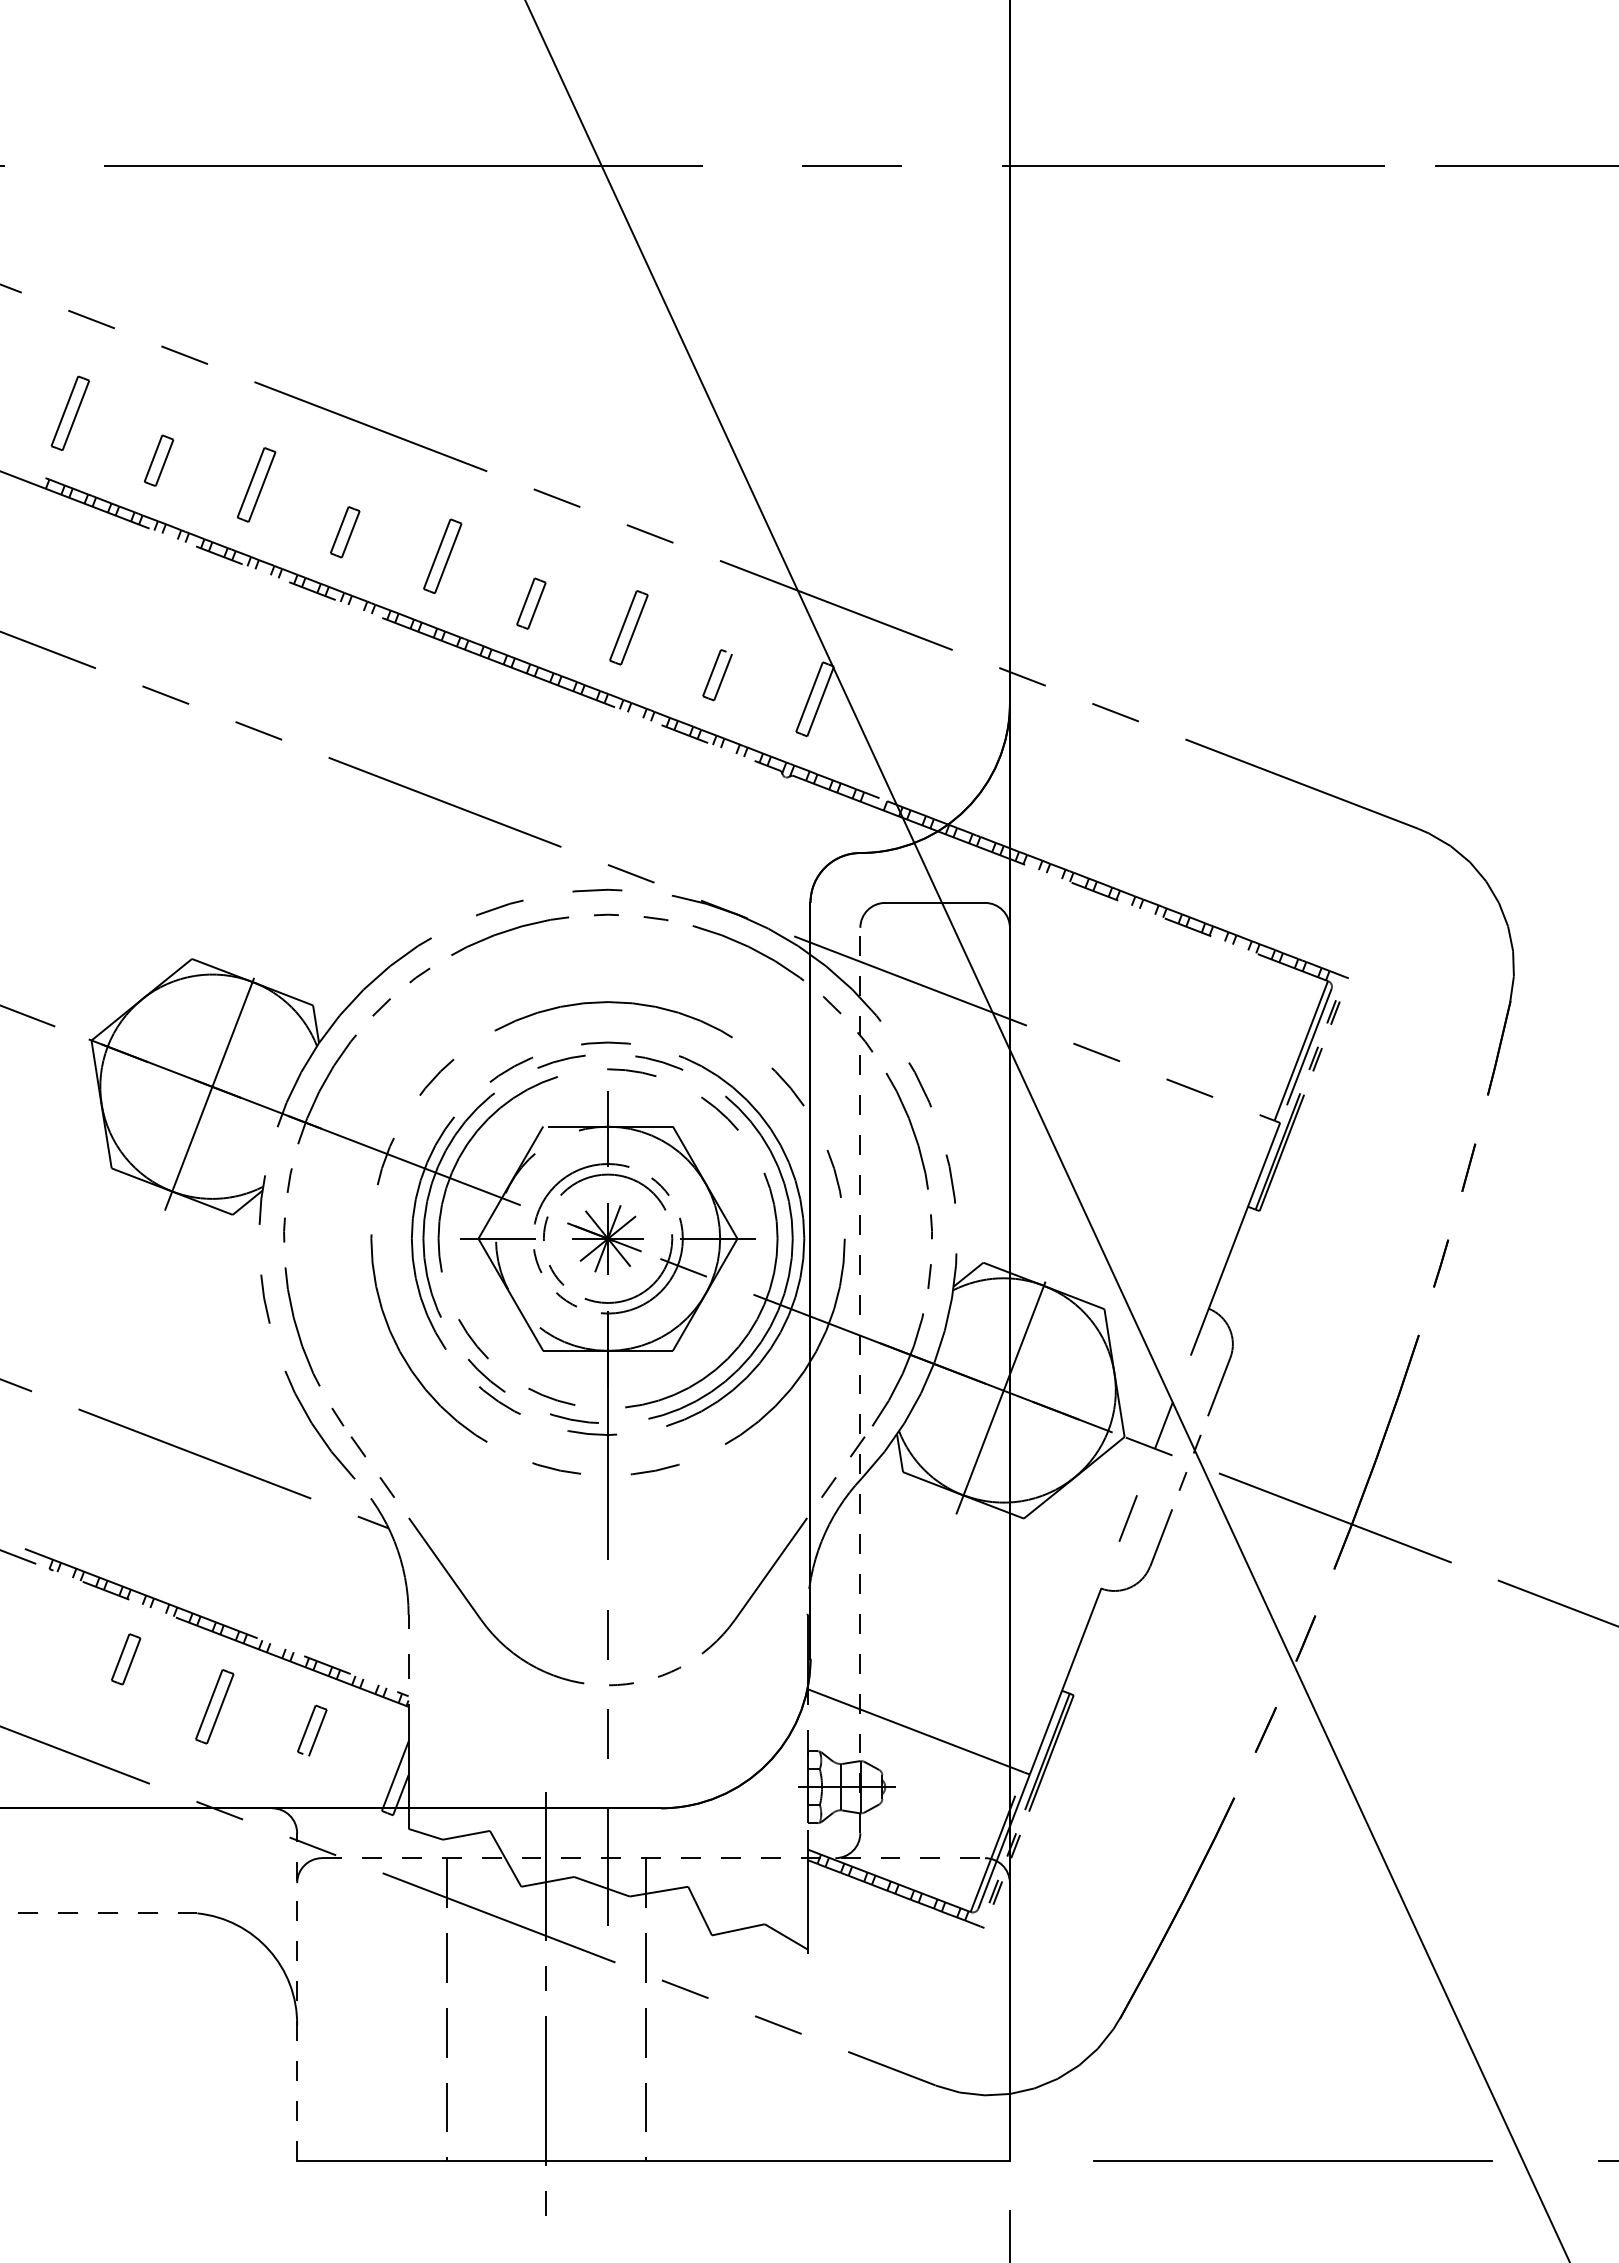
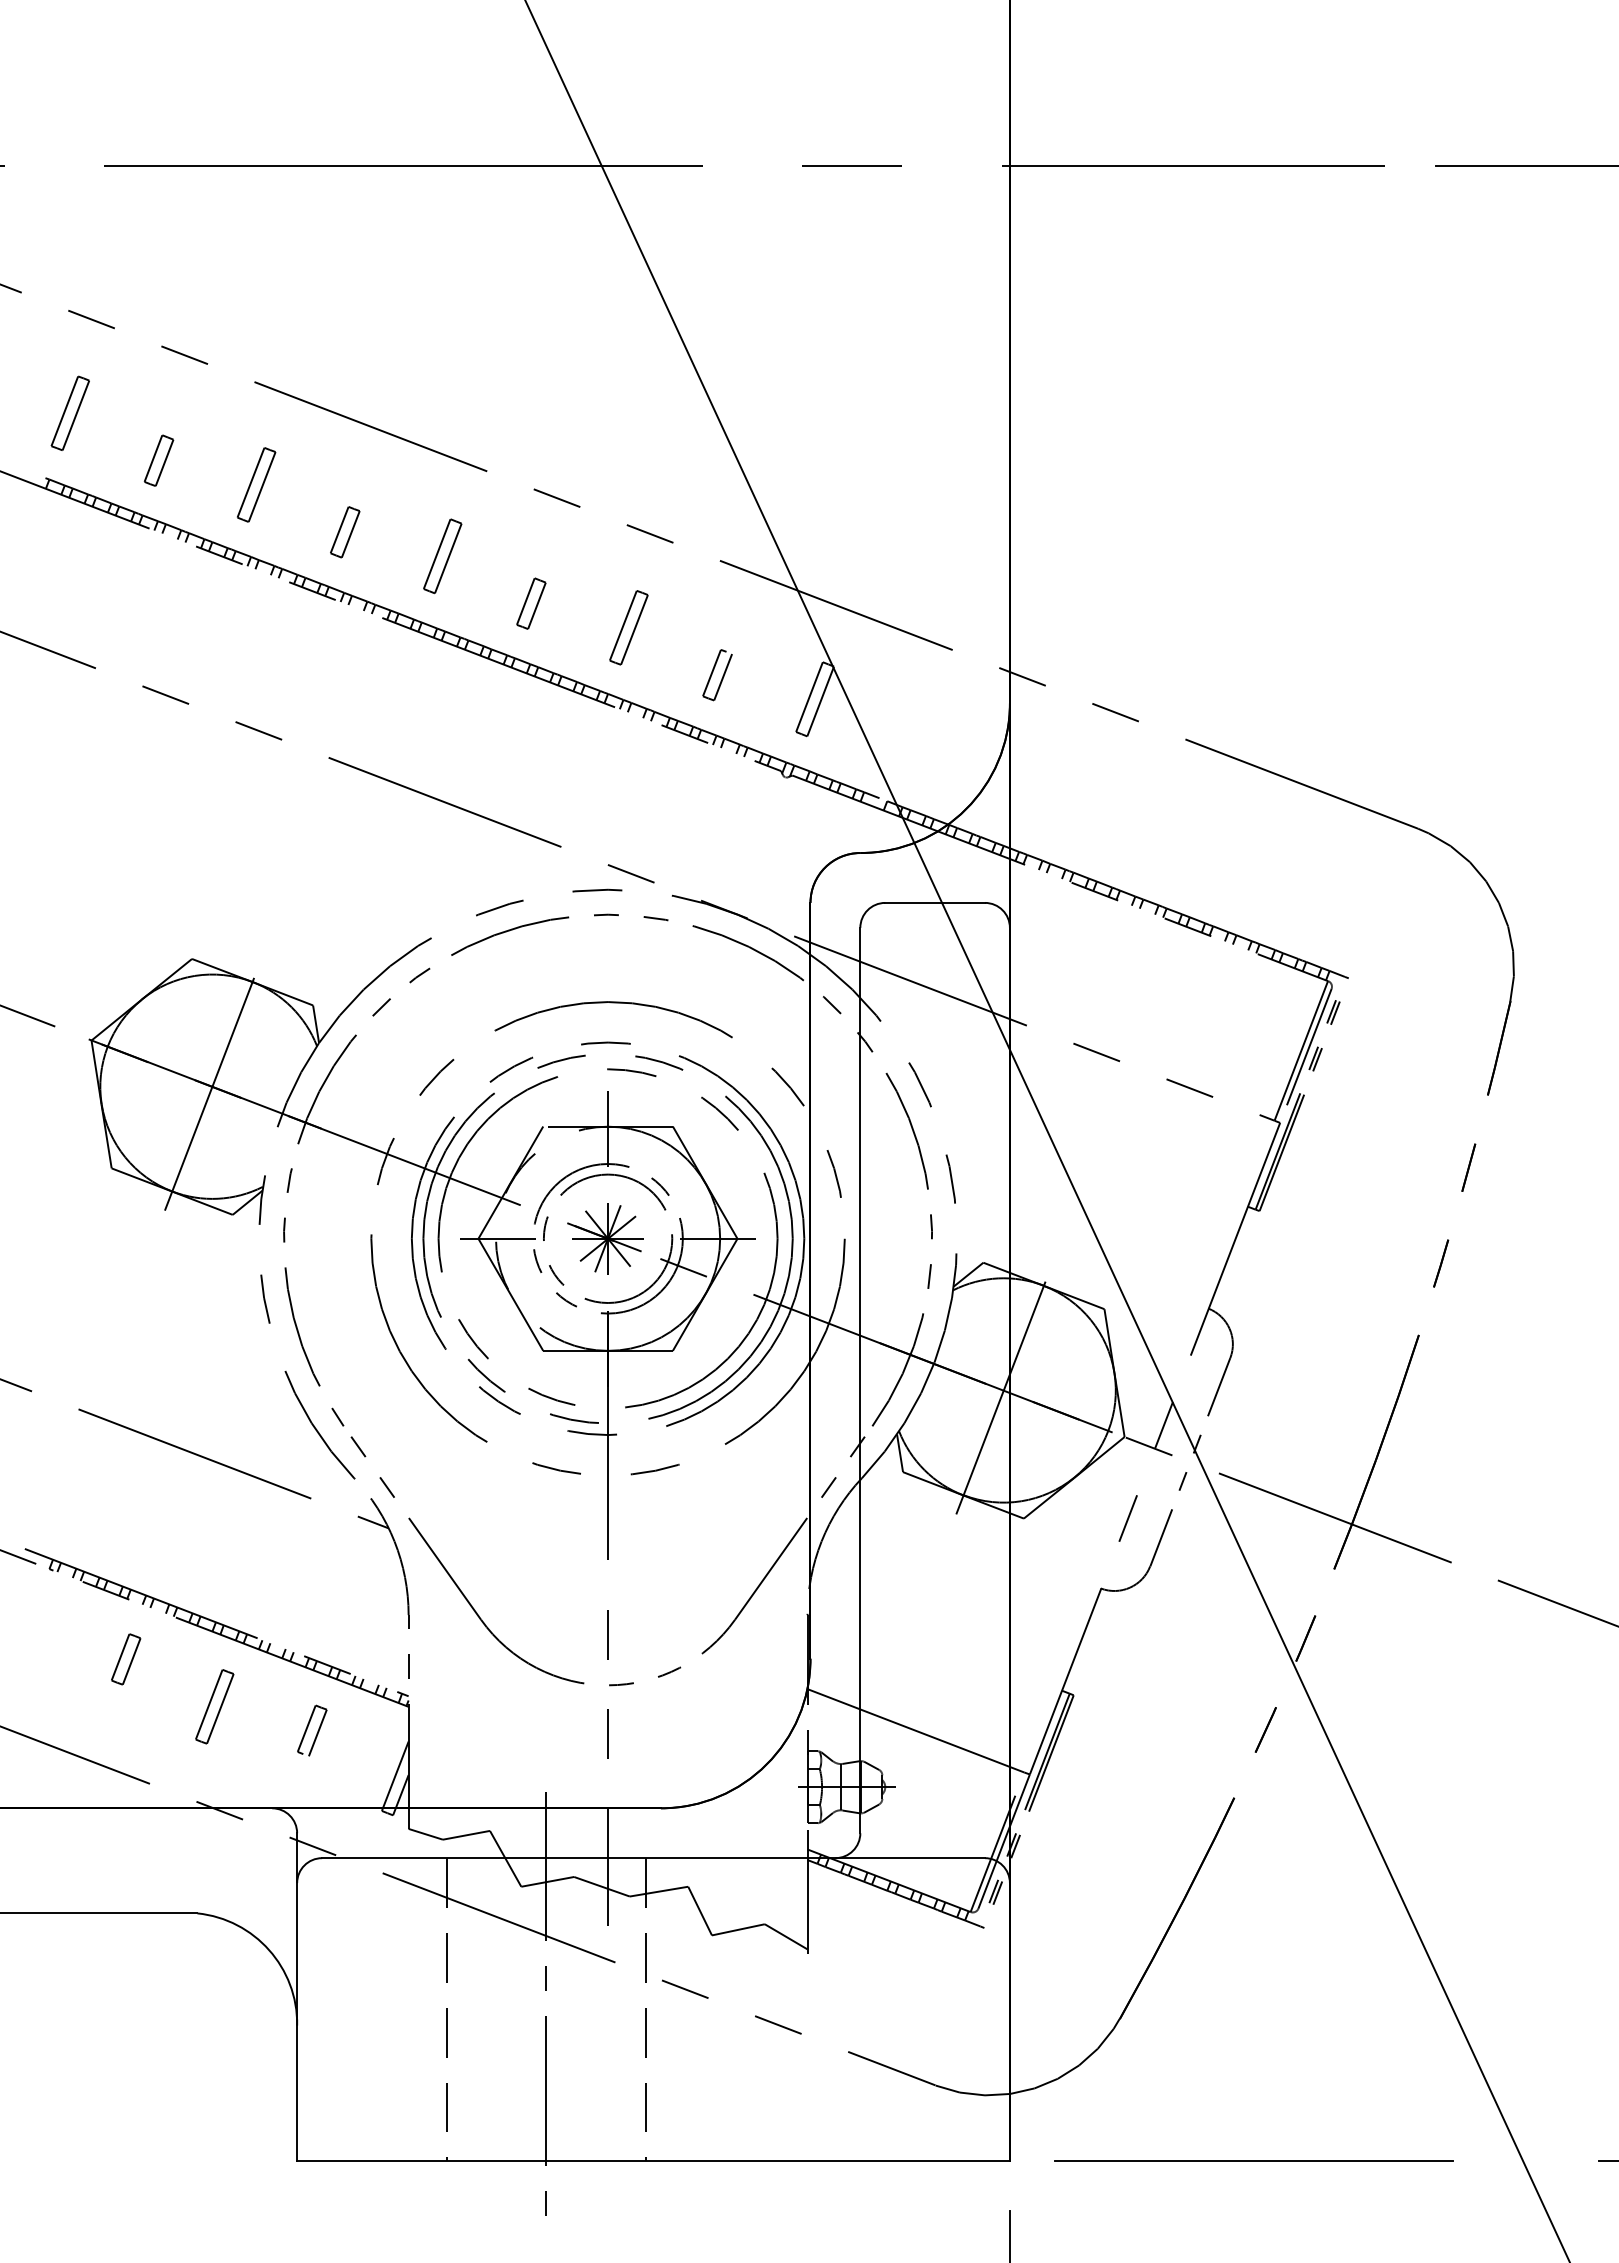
line: dashed -> solid (860, 1380)
line: dashed -> solid (654, 1858)
line: dashed -> solid (98, 1913)
line: dashed -> solid (297, 1996)
line position: (1292, 2160) -> (1253, 2160) (1253, 2160)
